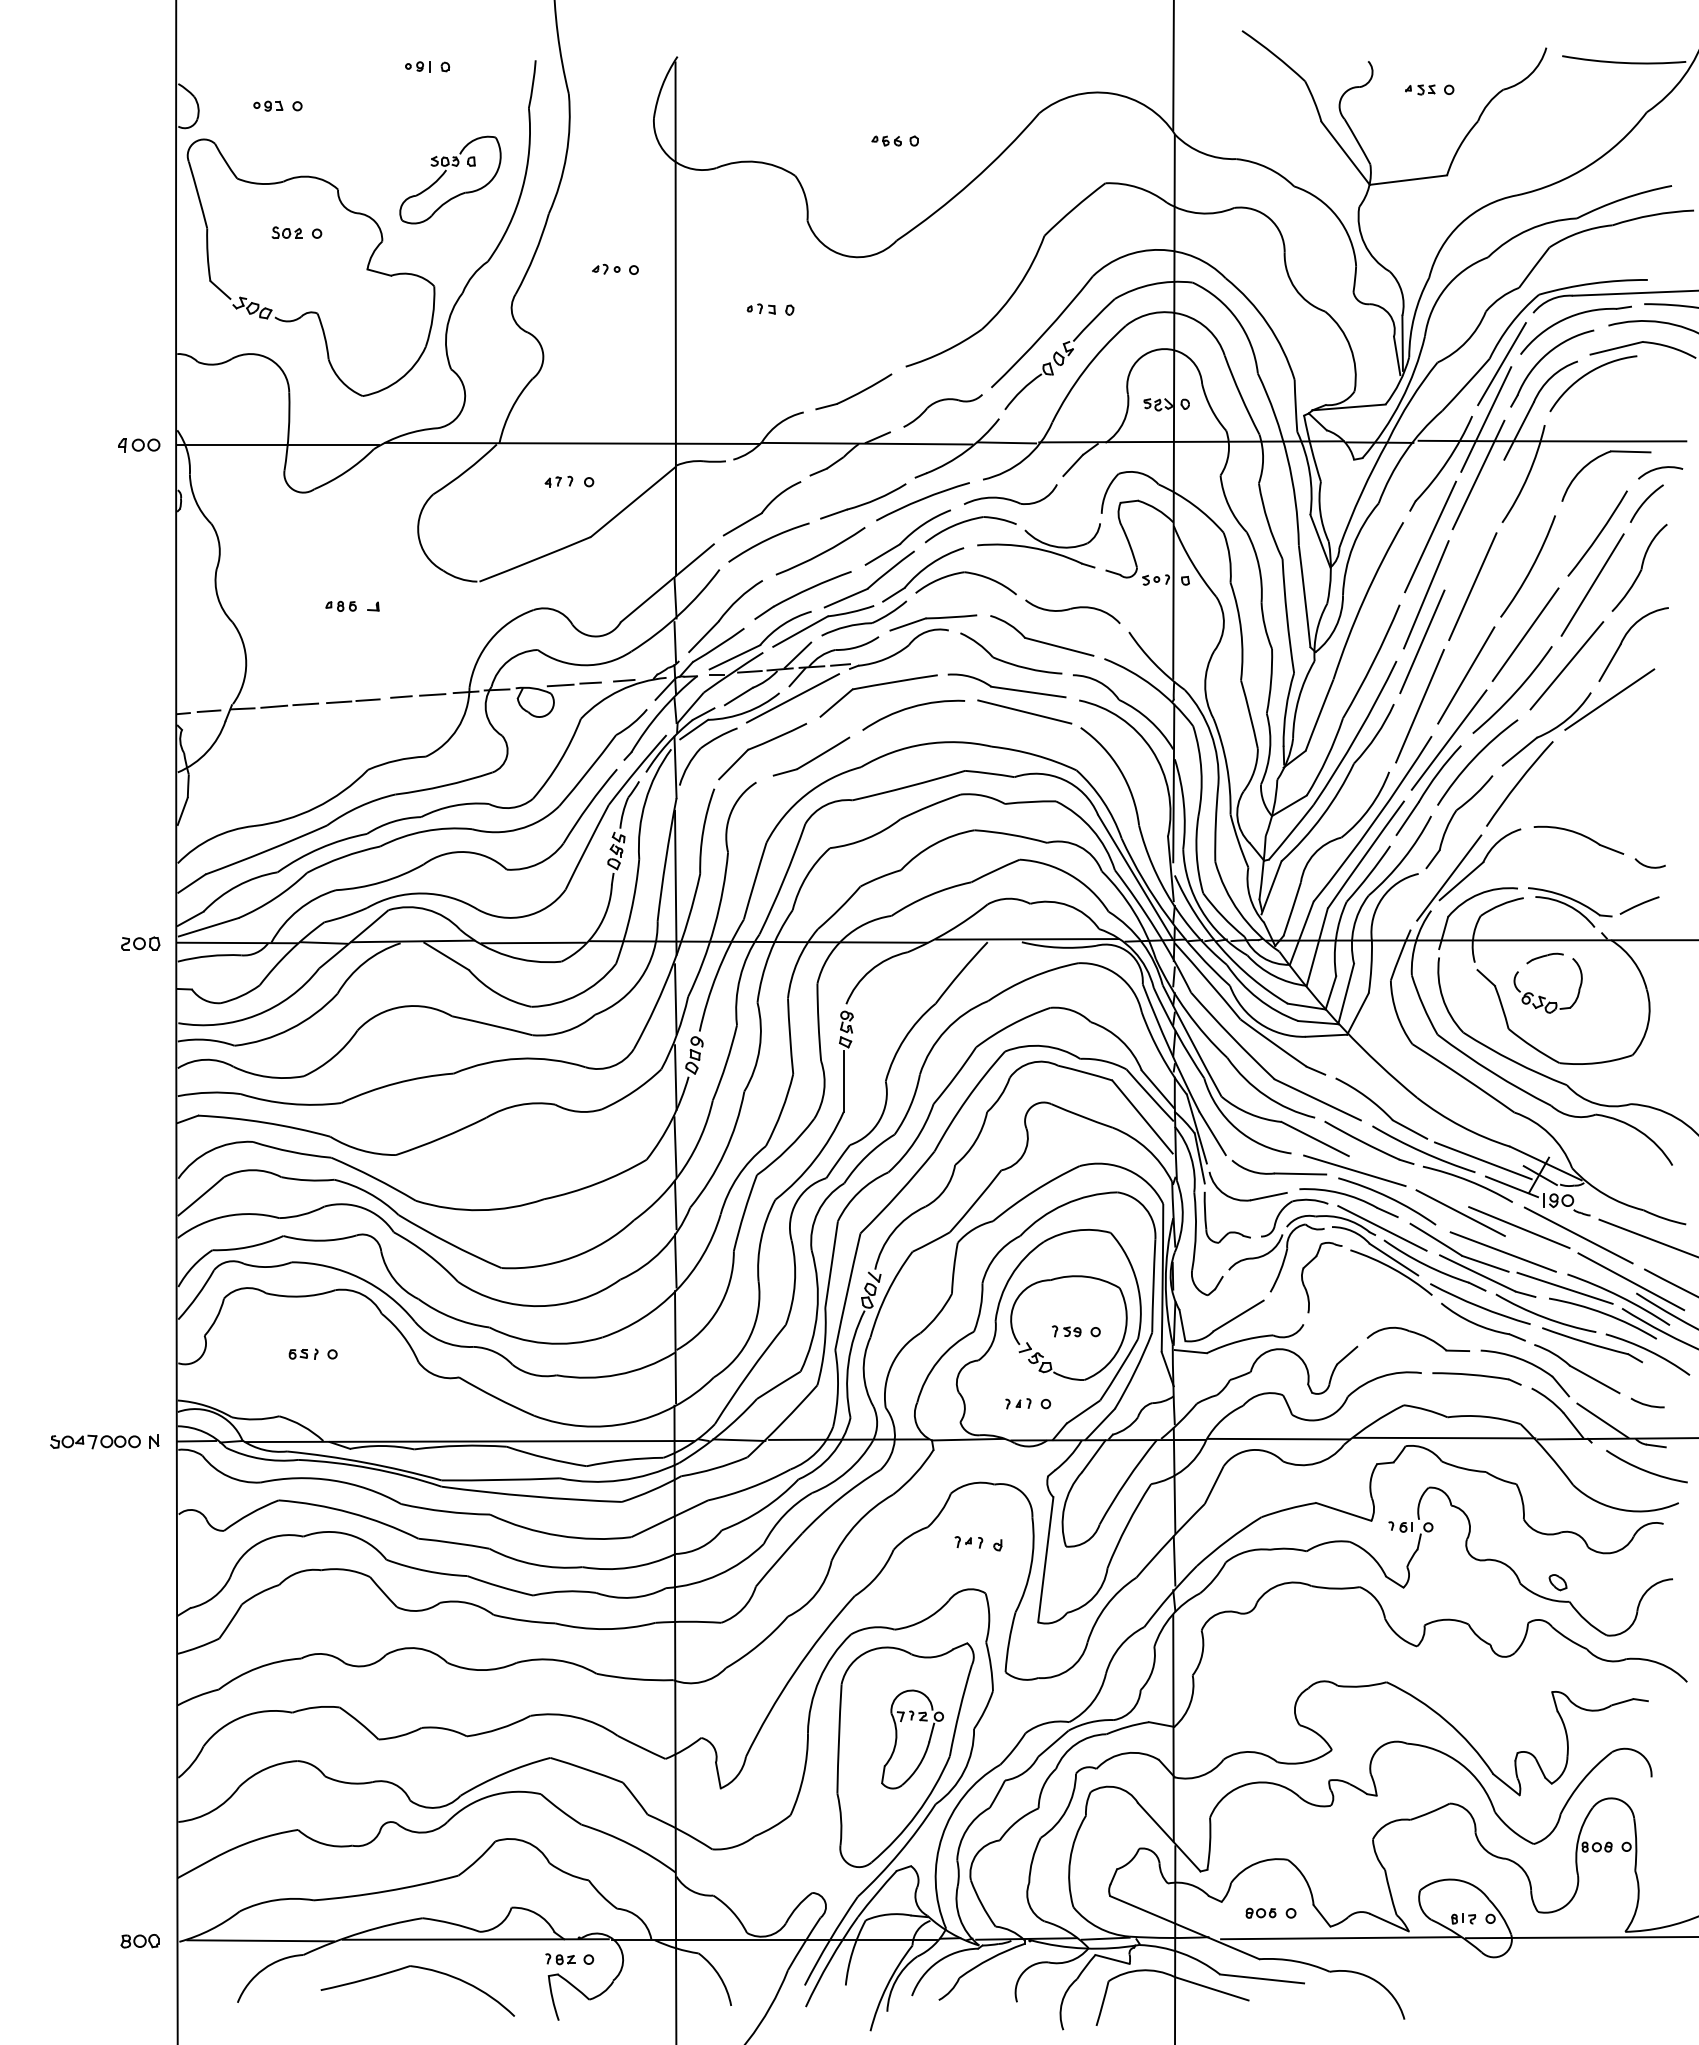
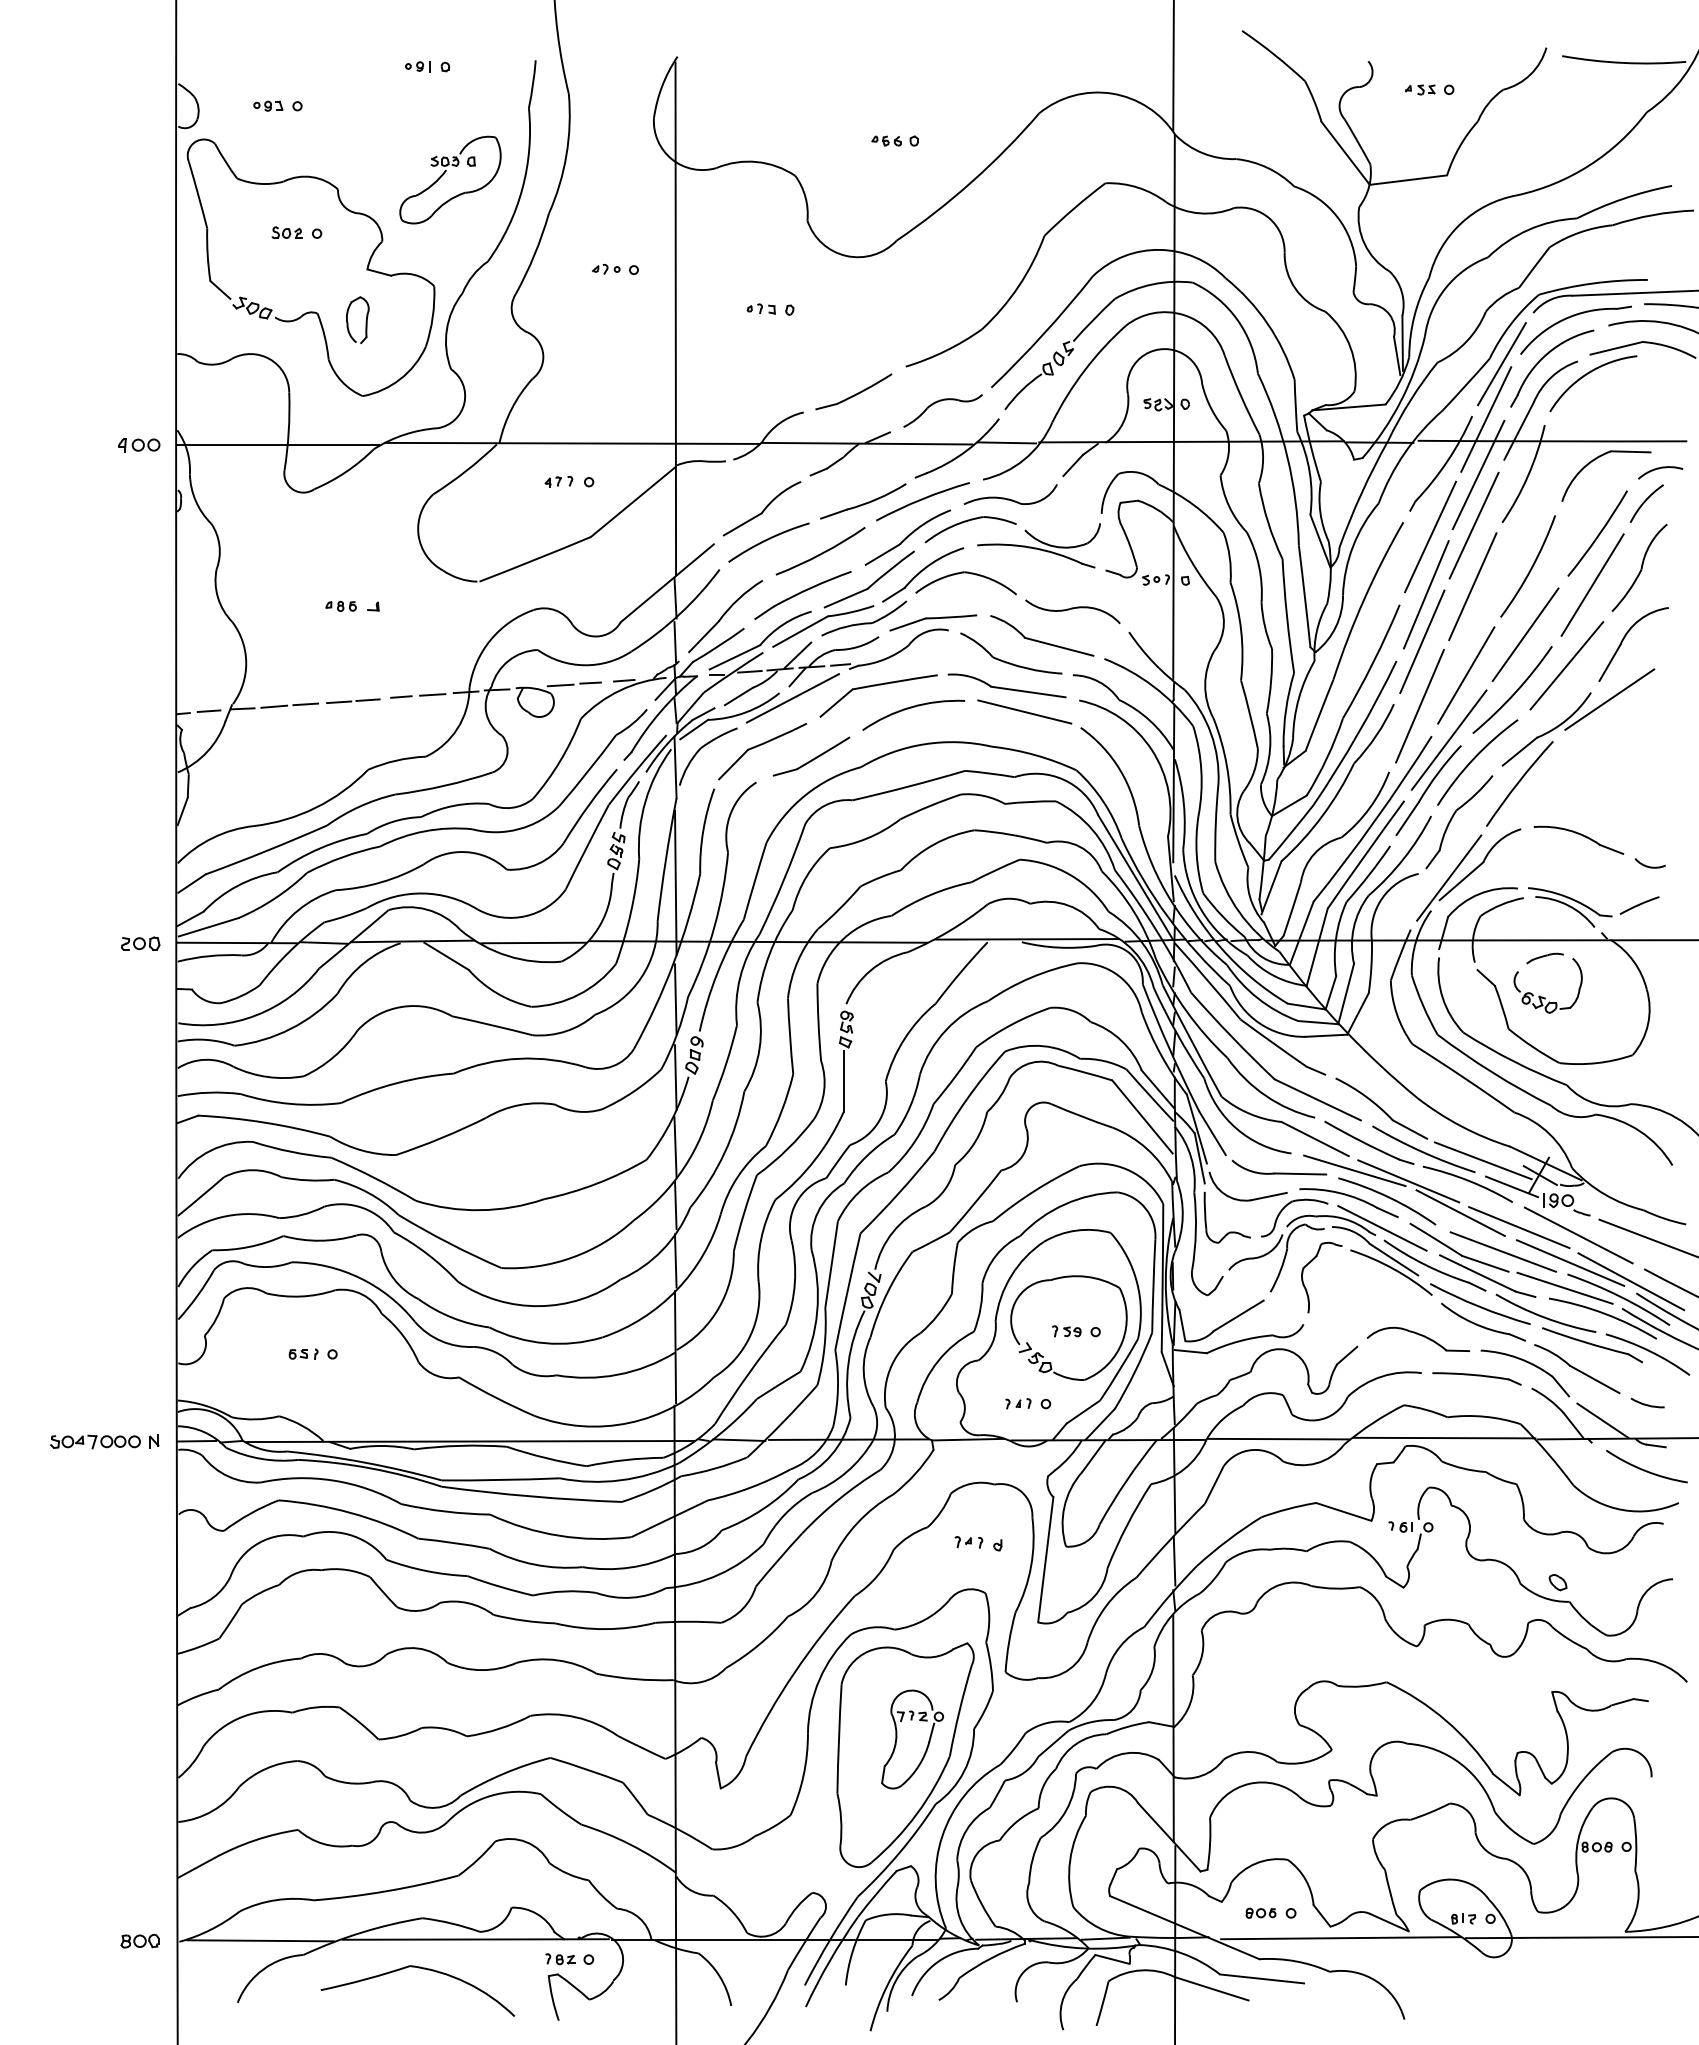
part: none -> present (365, 320)
line: none -> present (1473, 525)
line: none -> present (1408, 1181)
line: none -> present (1570, 1262)
